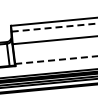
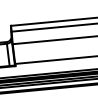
line: dashed -> solid (55, 27)
line: dashed -> solid (56, 60)
